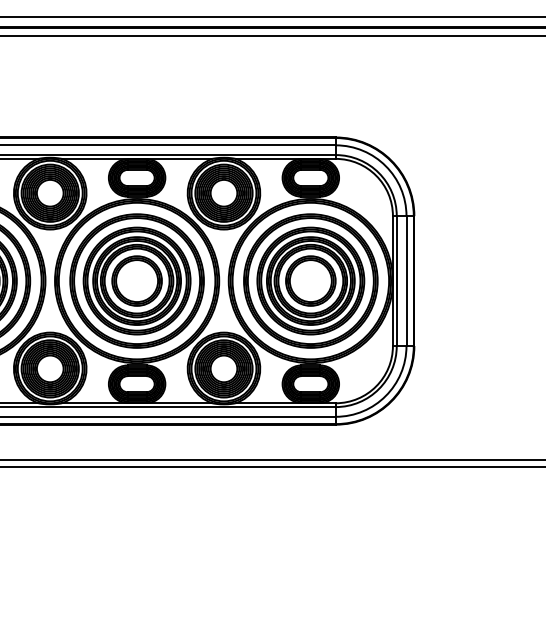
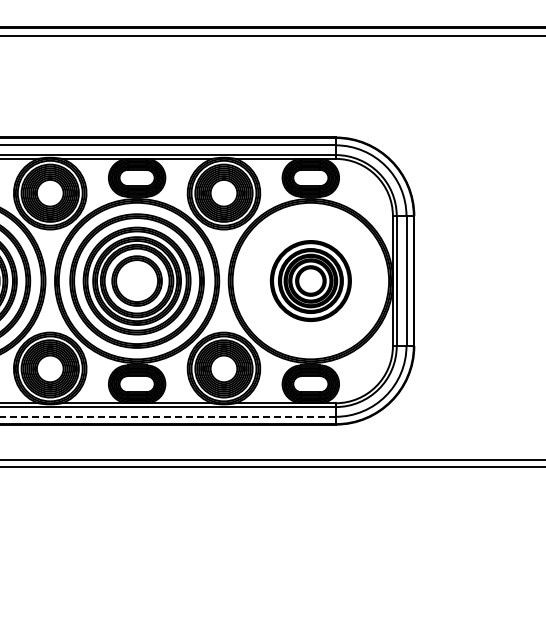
line: present -> none (272, 17)
part size: 136x136 px -> 83x82 px (310, 280)
line: solid -> dashed (168, 416)
